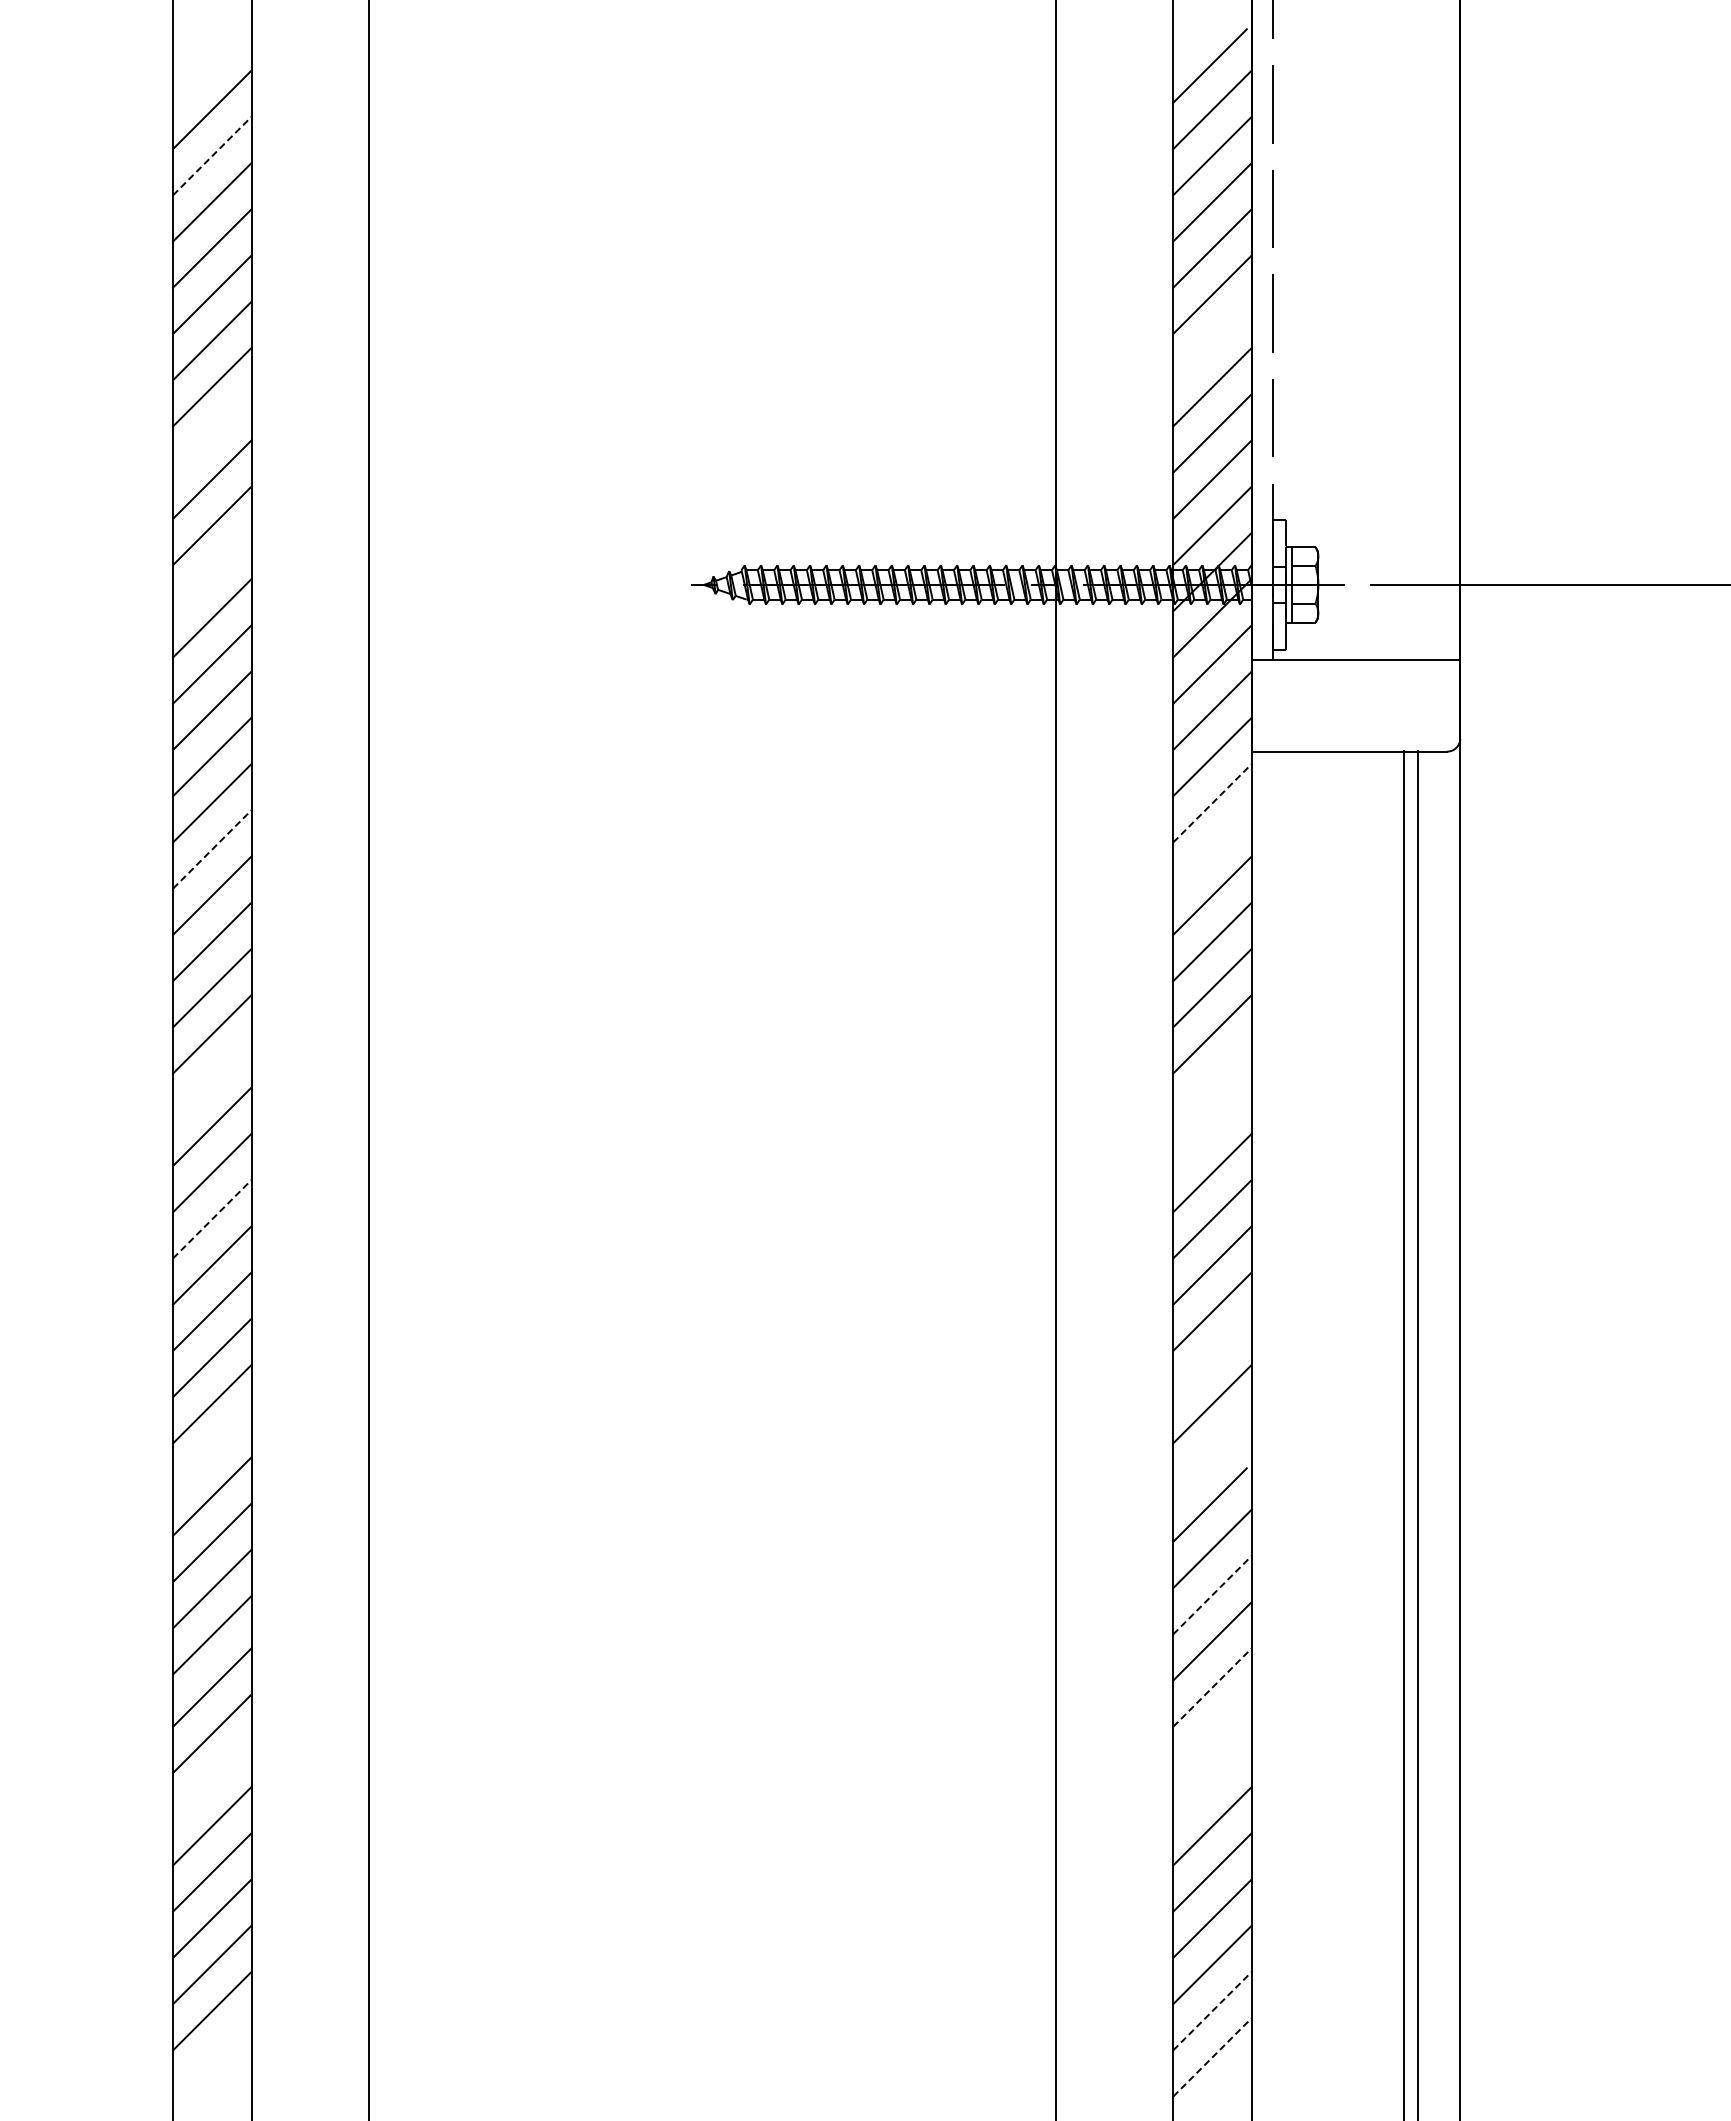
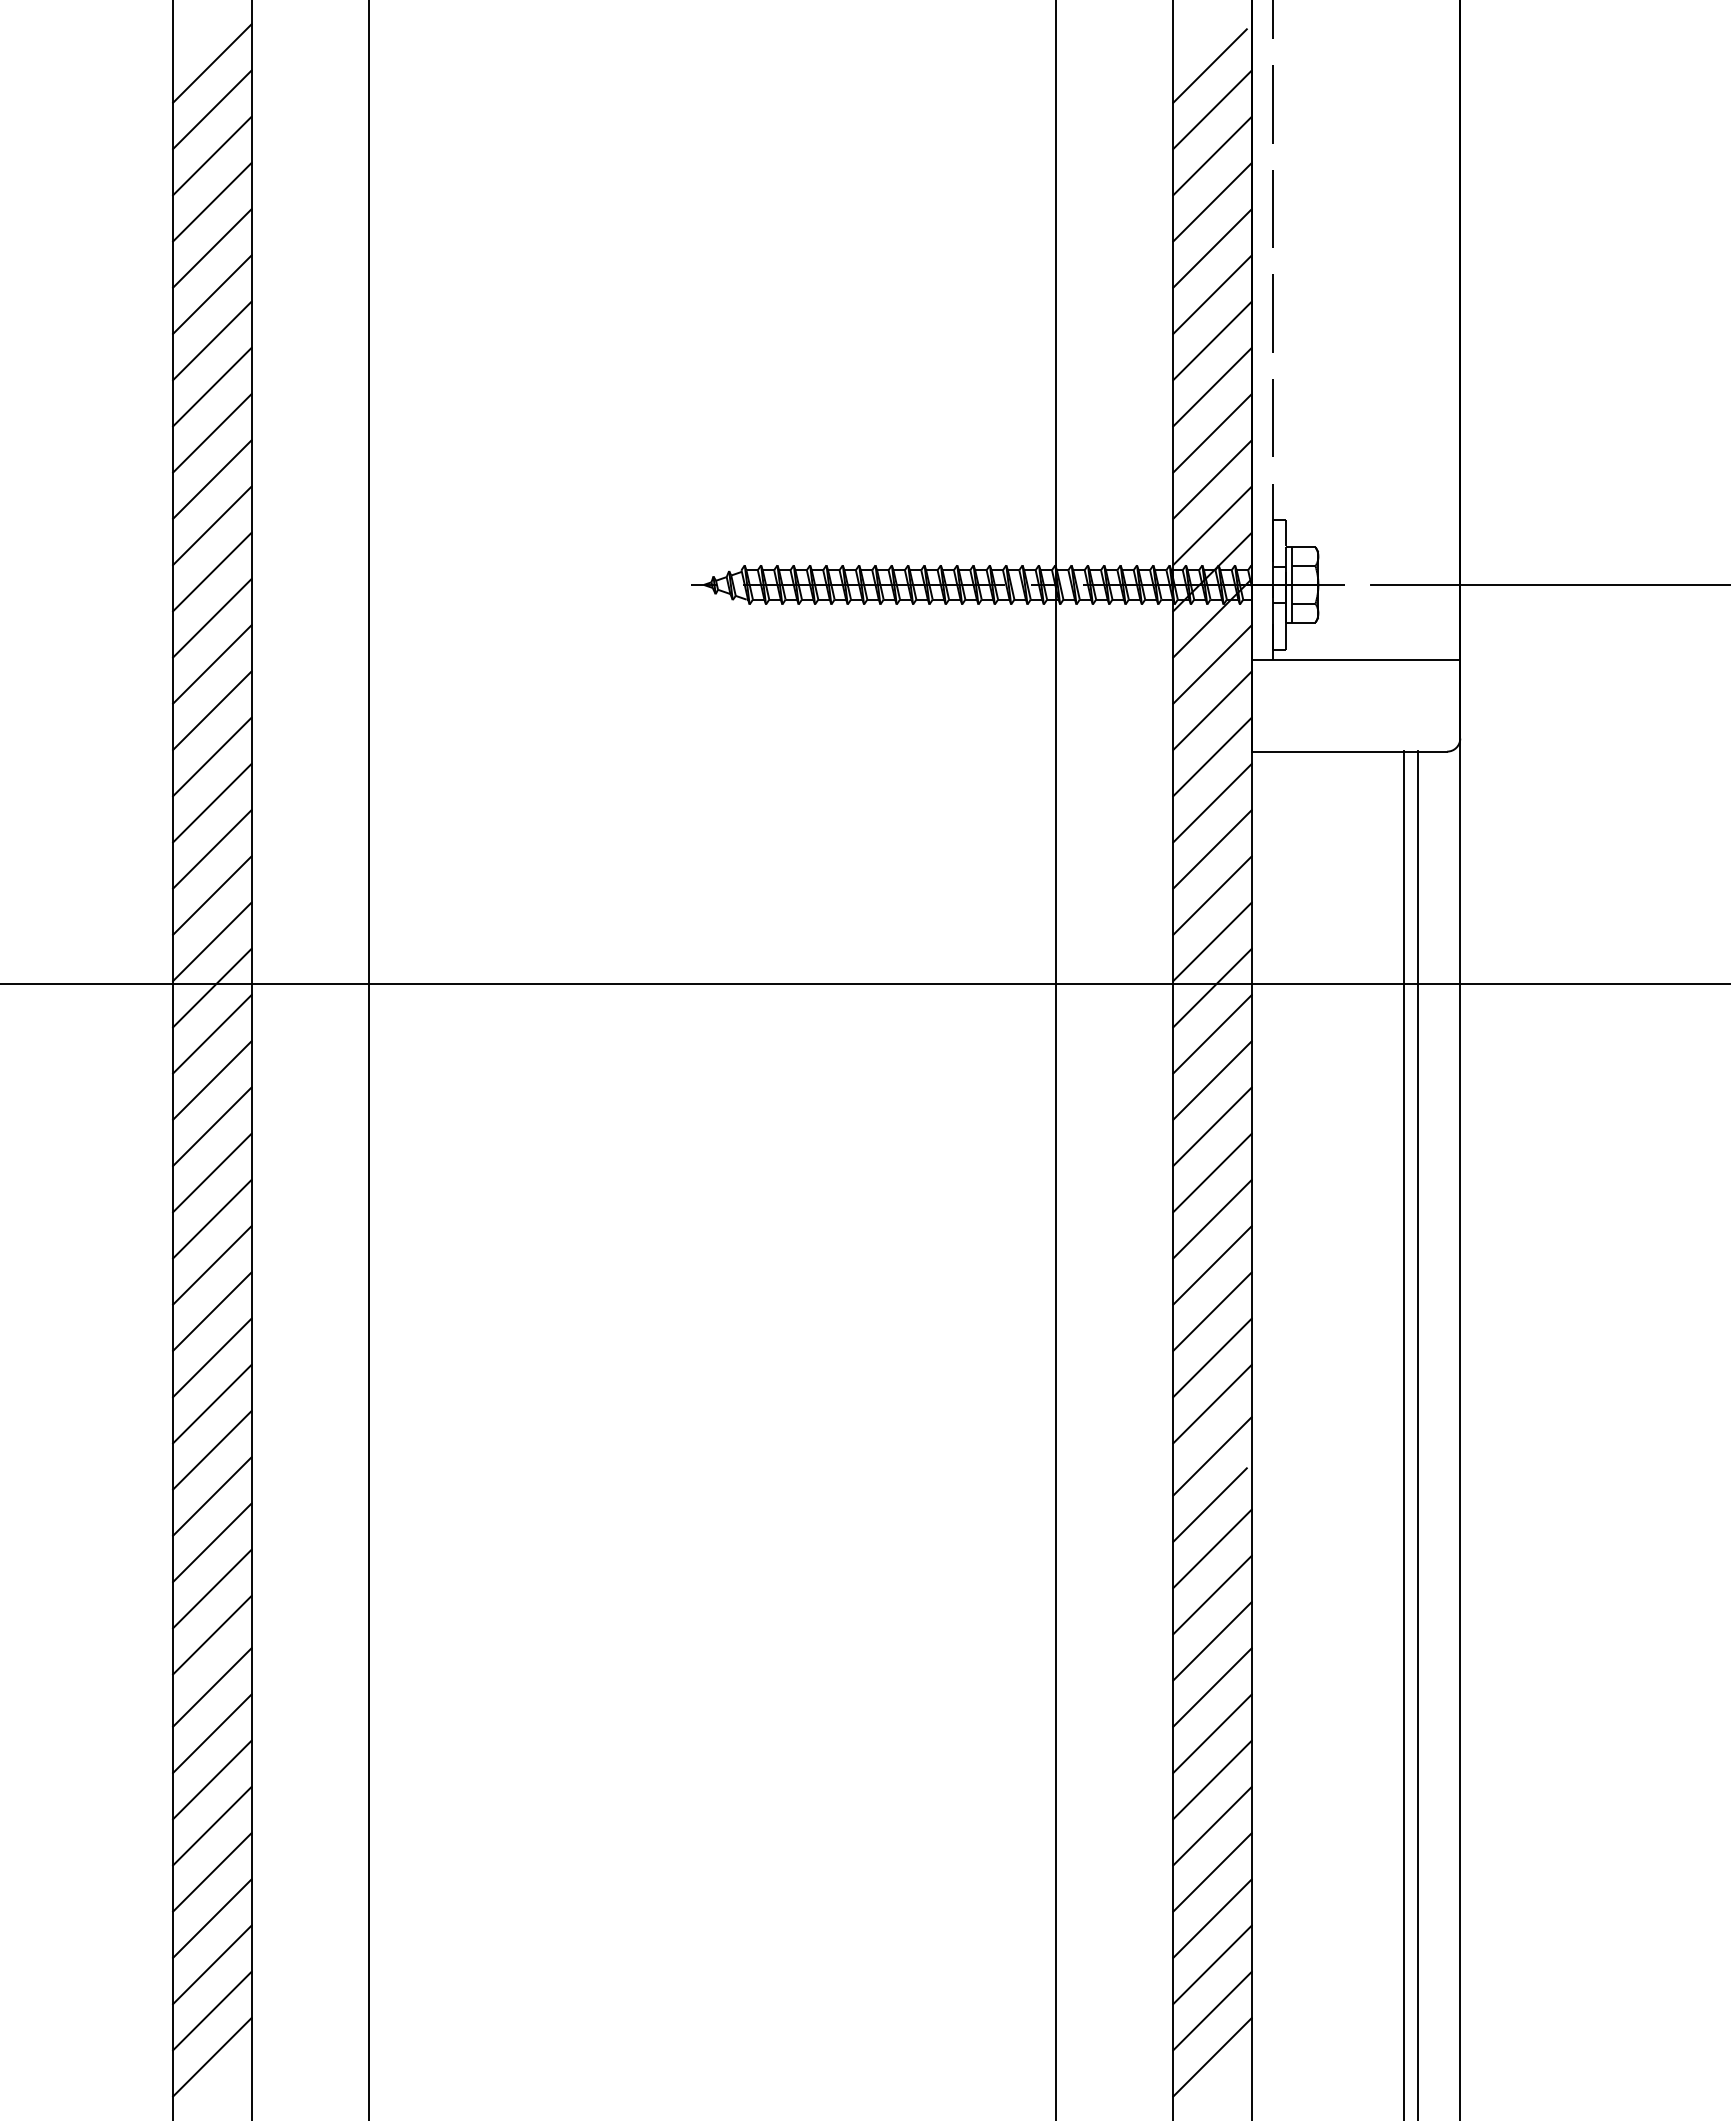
line: none -> present (212, 63)
line: dashed -> solid (212, 155)
line: none -> present (1212, 340)
line: none -> present (212, 433)
line: none -> present (212, 571)
line: dashed -> solid (1212, 802)
line: dashed -> solid (212, 849)
line: none -> present (1212, 849)
line: none -> present (864, 983)
line: none -> present (212, 1080)
line: none -> present (1212, 1080)
line: none -> present (1212, 1126)
line: dashed -> solid (212, 1218)
line: none -> present (1212, 1357)
line: none -> present (212, 1450)
line: none -> present (1212, 1456)
line: dashed -> solid (1212, 1594)
line: dashed -> solid (1212, 1687)
line: none -> present (1212, 1733)
line: none -> present (212, 1779)
line: none -> present (1212, 1779)
line: dashed -> solid (1212, 2010)
line: none -> present (212, 2057)
line: dashed -> solid (1212, 2057)
